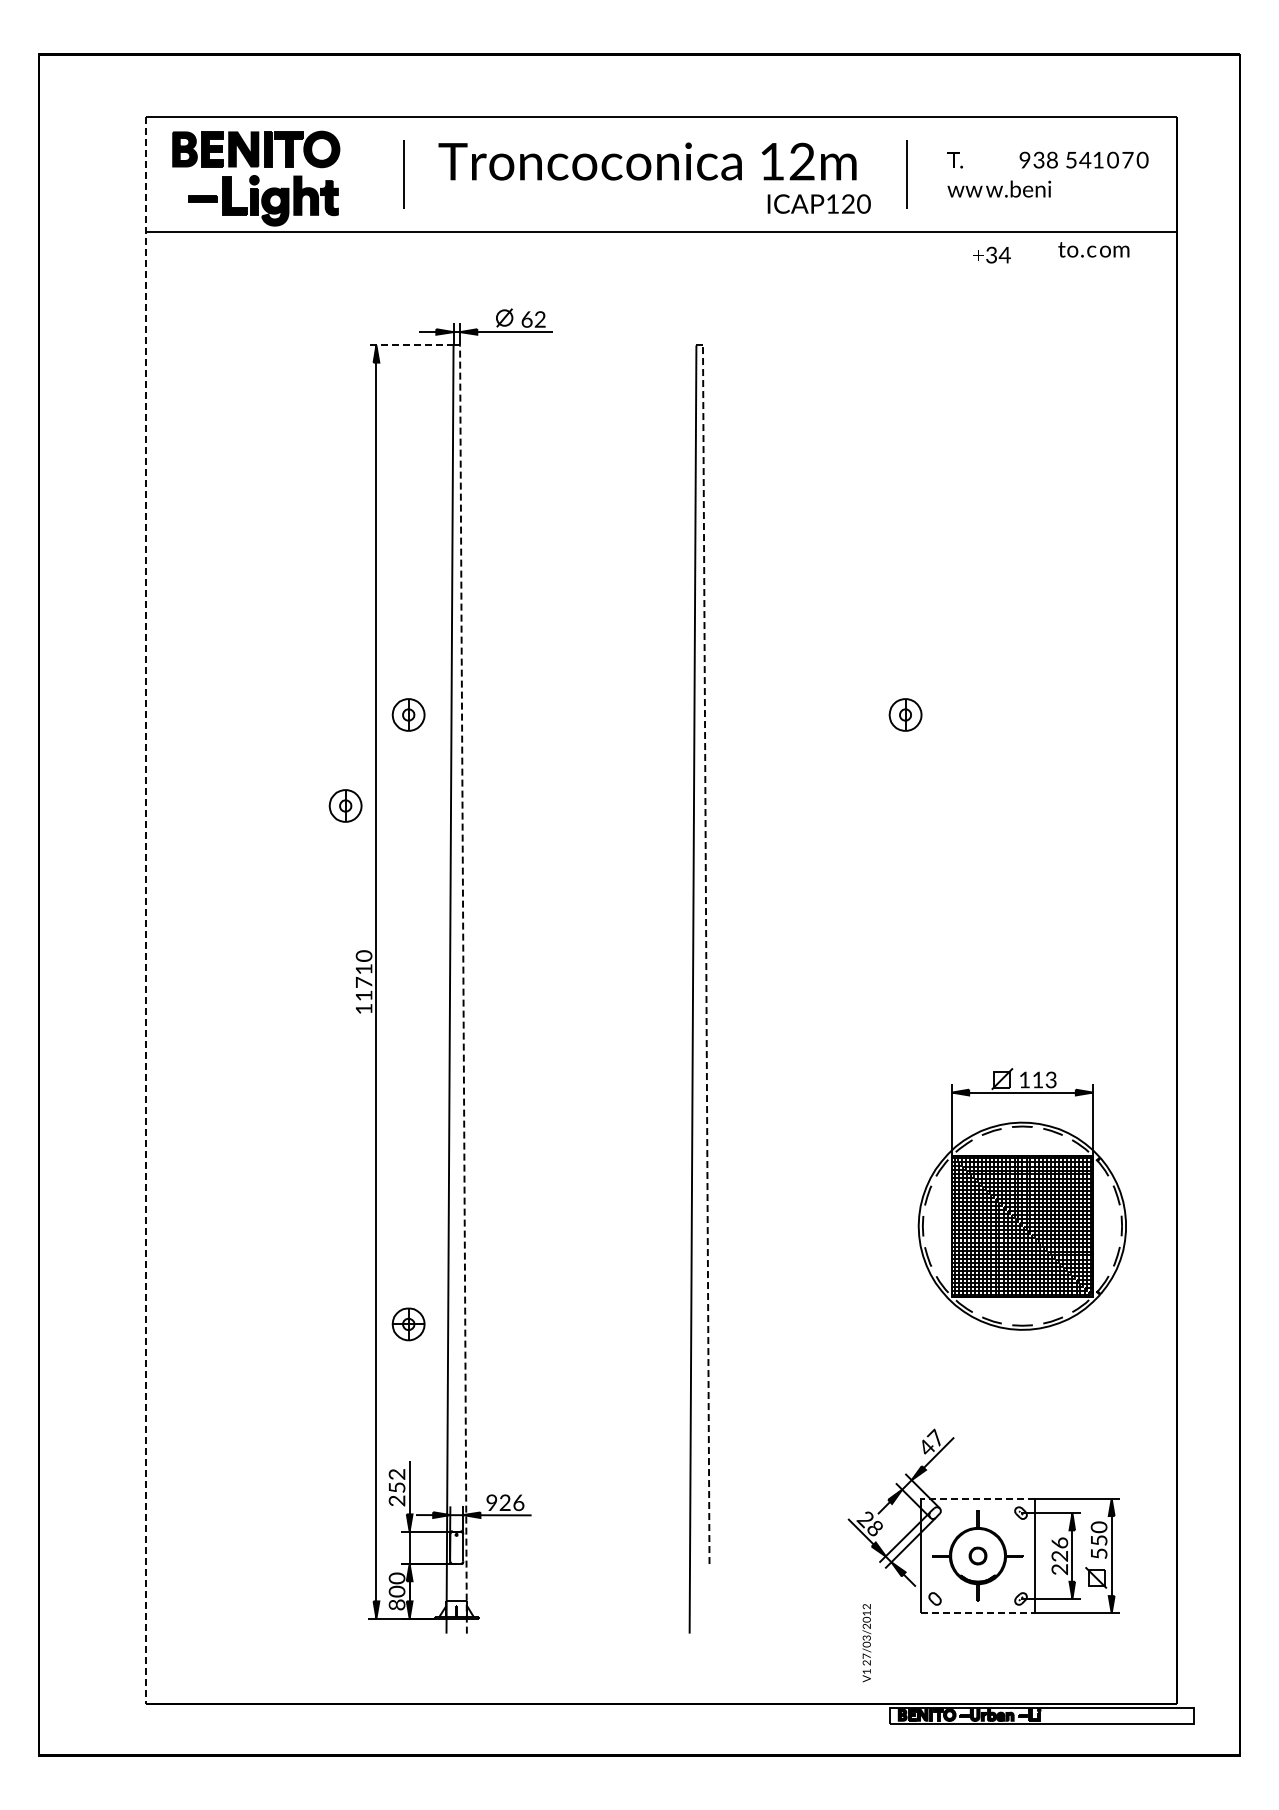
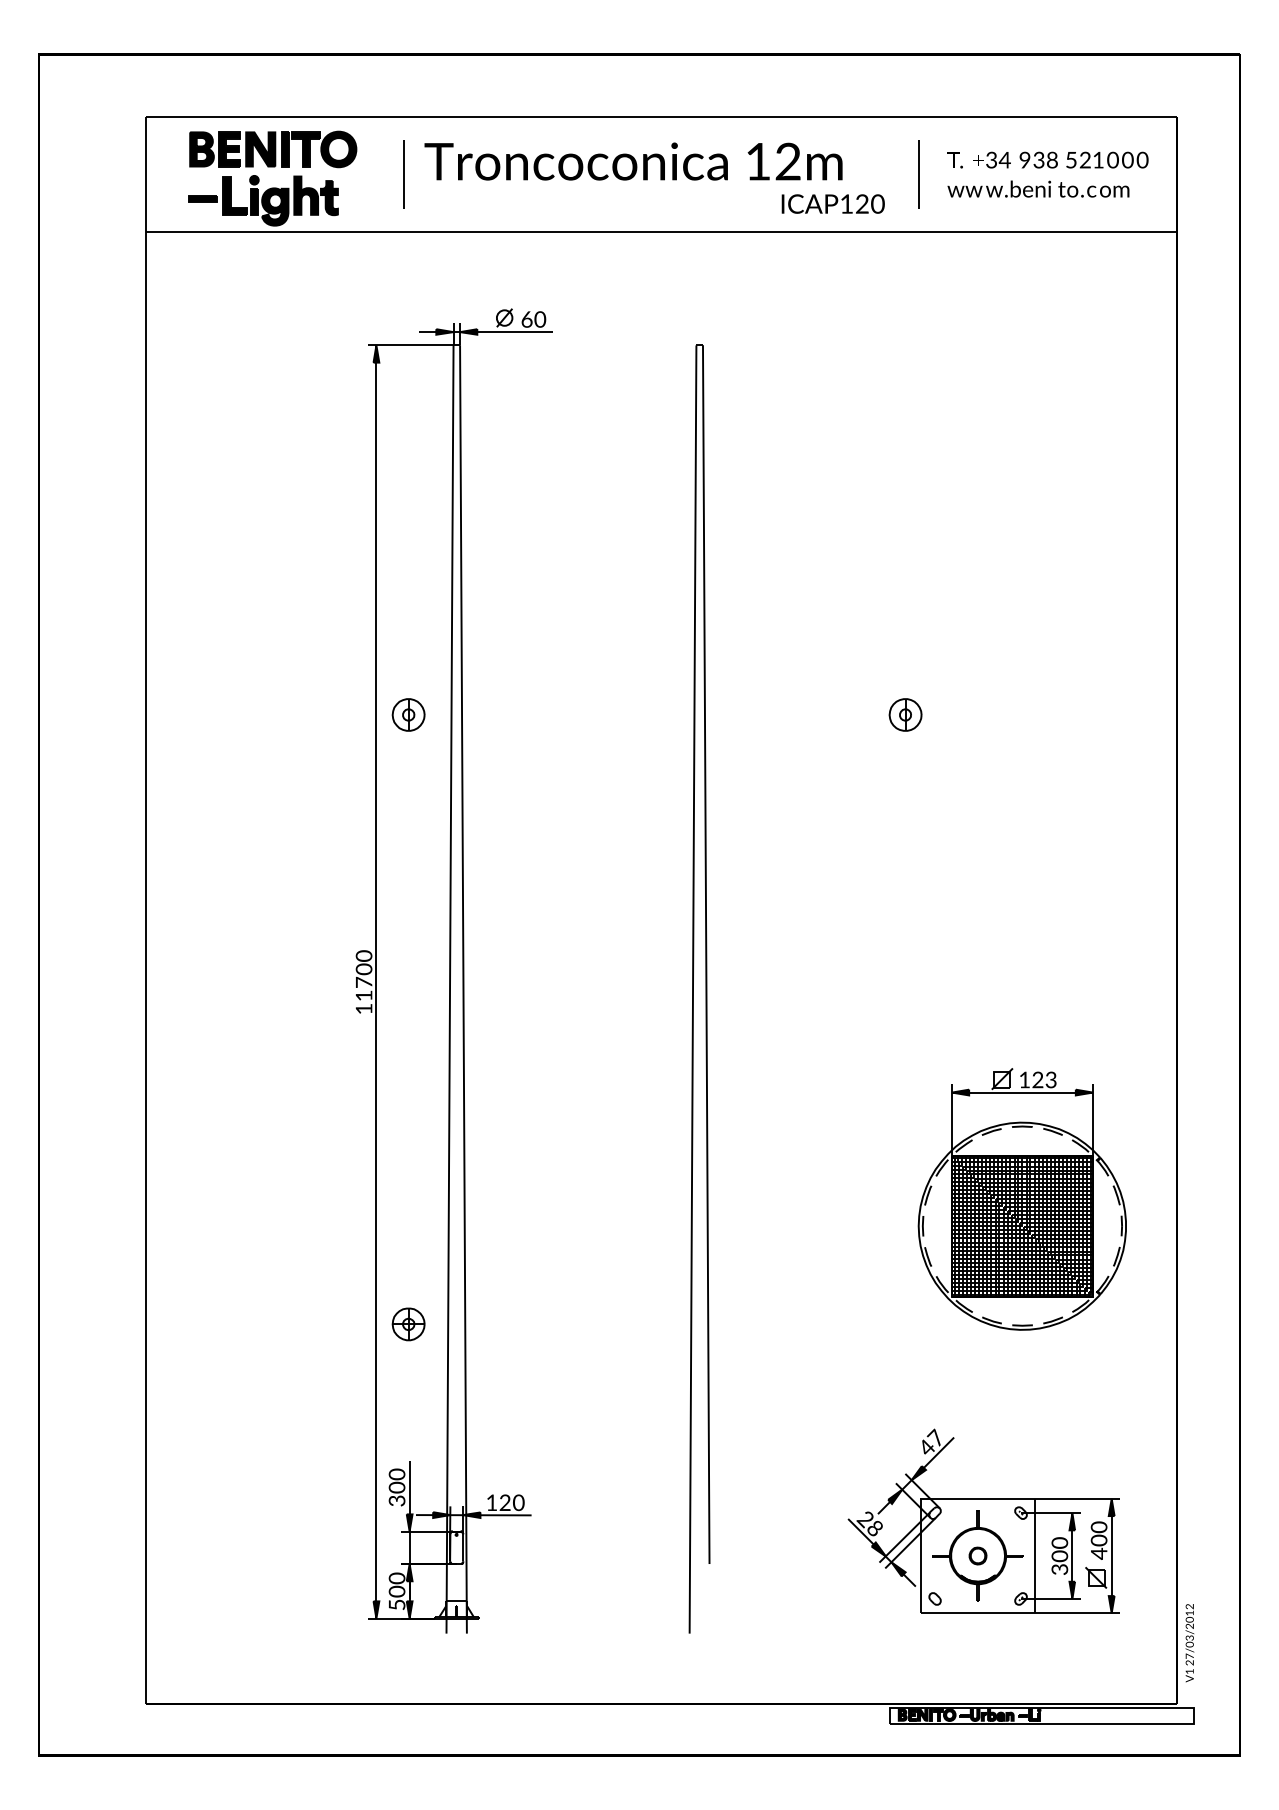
part position: (256, 149) -> (273, 149) (273, 149)
text: 4 -> 2 (1085, 159)
text: 7 -> 0 (1127, 159)
text position: (647, 161) -> (633, 161) (633, 161)
line position: (906, 174) -> (918, 174) (918, 174)
text position: (818, 203) -> (832, 203) (832, 203)
text position: (1093, 249) -> (1093, 189) (1093, 189)
text position: (991, 254) -> (991, 159) (991, 159)
text: 62 -> 60 (540, 319)
line: dashed -> solid (410, 345)
part: present -> none (345, 805)
line: dashed -> solid (145, 910)
line: dashed -> solid (706, 954)
text: 11710 -> 11700 (363, 969)
line: dashed -> solid (463, 988)
text: 113 -> 123 (1037, 1079)
text: 252 -> 300 (396, 1487)
line: dashed -> solid (977, 1498)
text: 9 -> 1 (491, 1502)
text: 6 -> 0 (518, 1502)
text: 550 -> 400 (1098, 1546)
text: 226 -> 300 (1059, 1556)
text: 800 -> 500 (396, 1604)
line: dashed -> solid (978, 1613)
text position: (866, 1643) -> (1189, 1643) (1189, 1643)
